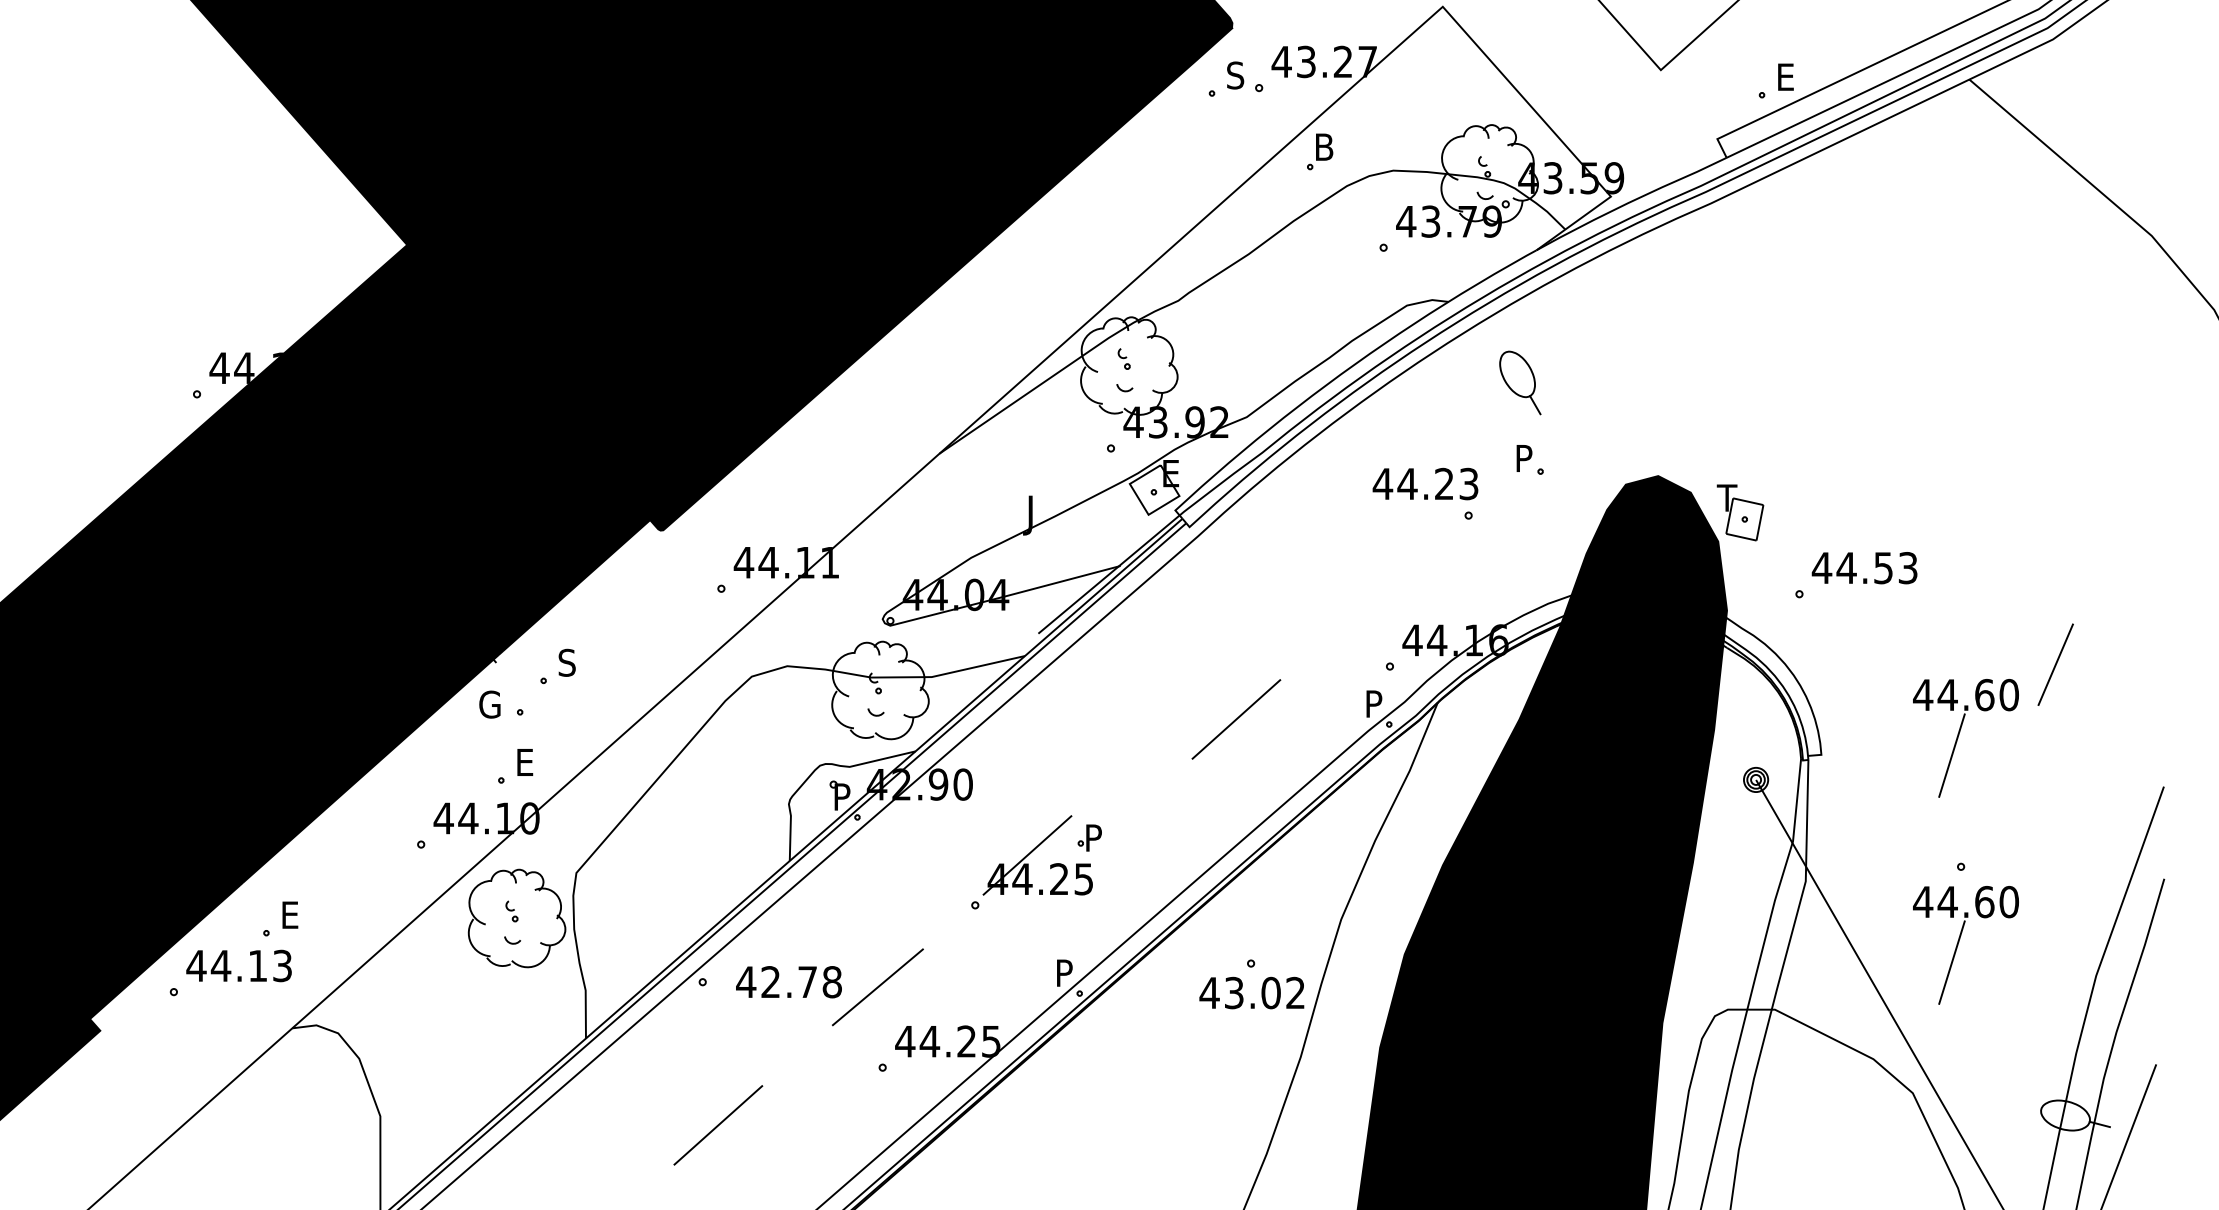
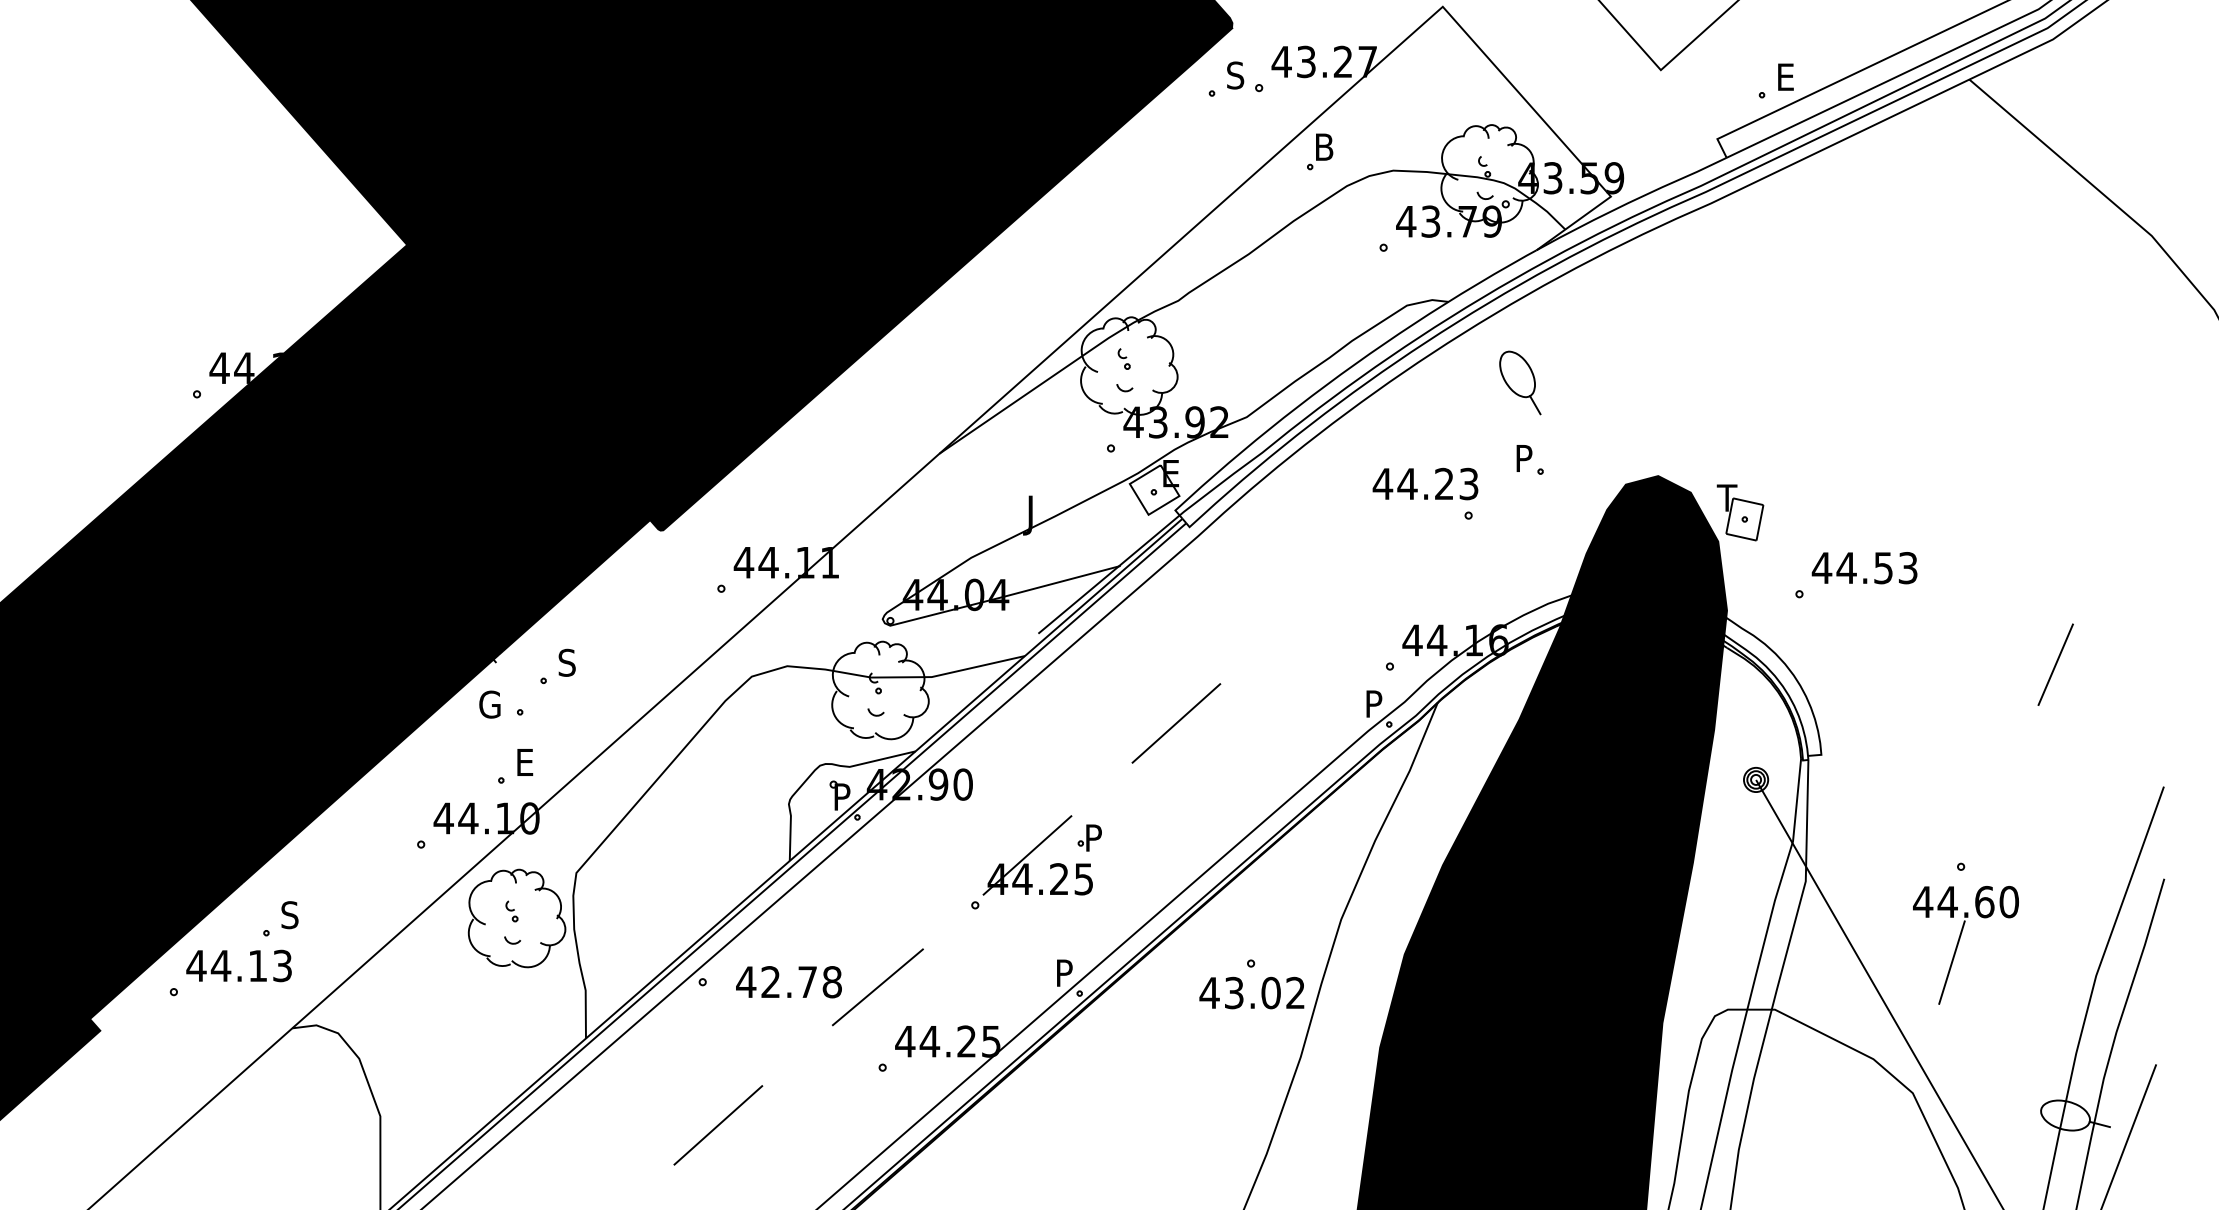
line position: (1236, 719) -> (1176, 723) (1176, 723)
part: present -> none (1959, 735)
text: E -> S (289, 915)
